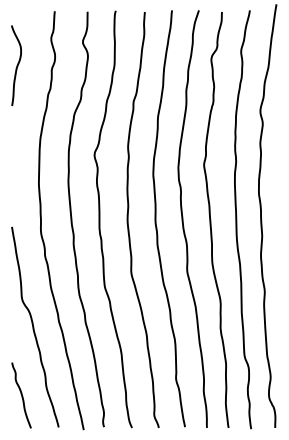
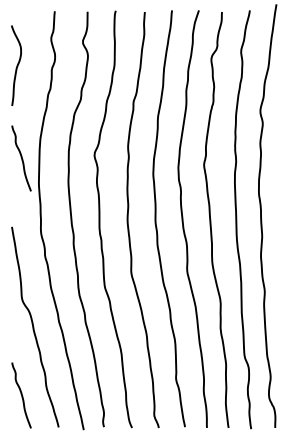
curve: none -> present (21, 158)
